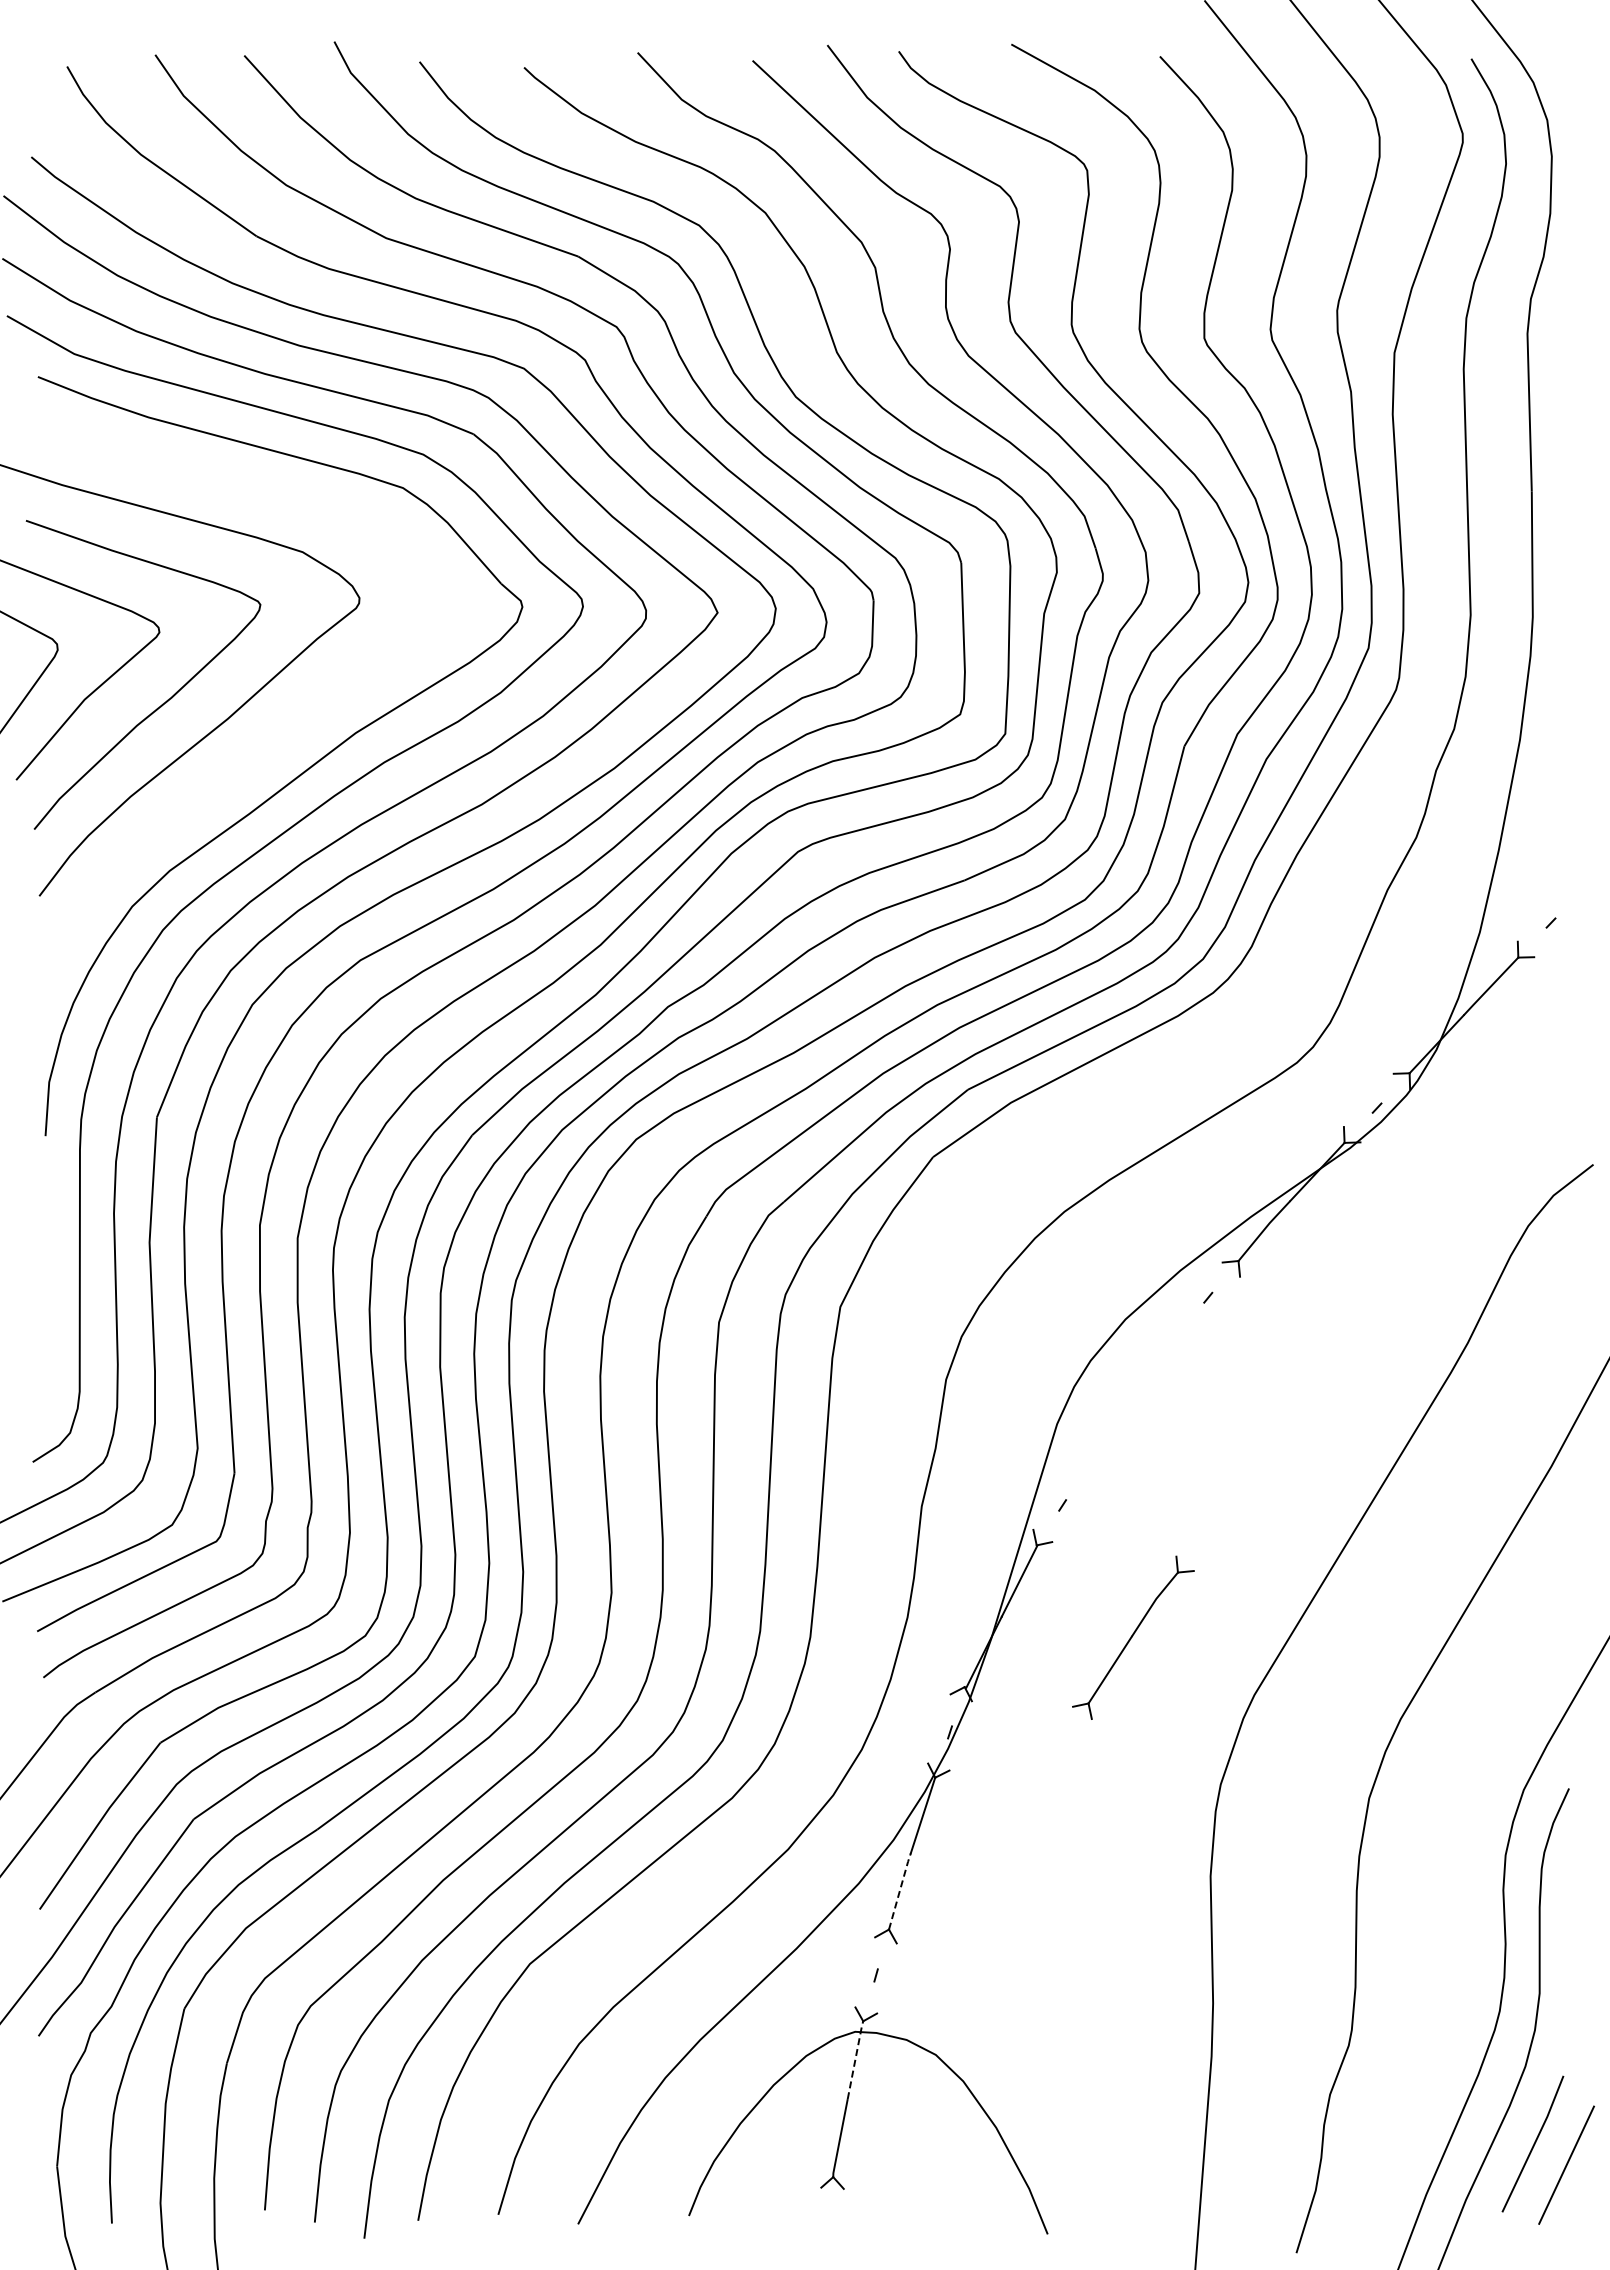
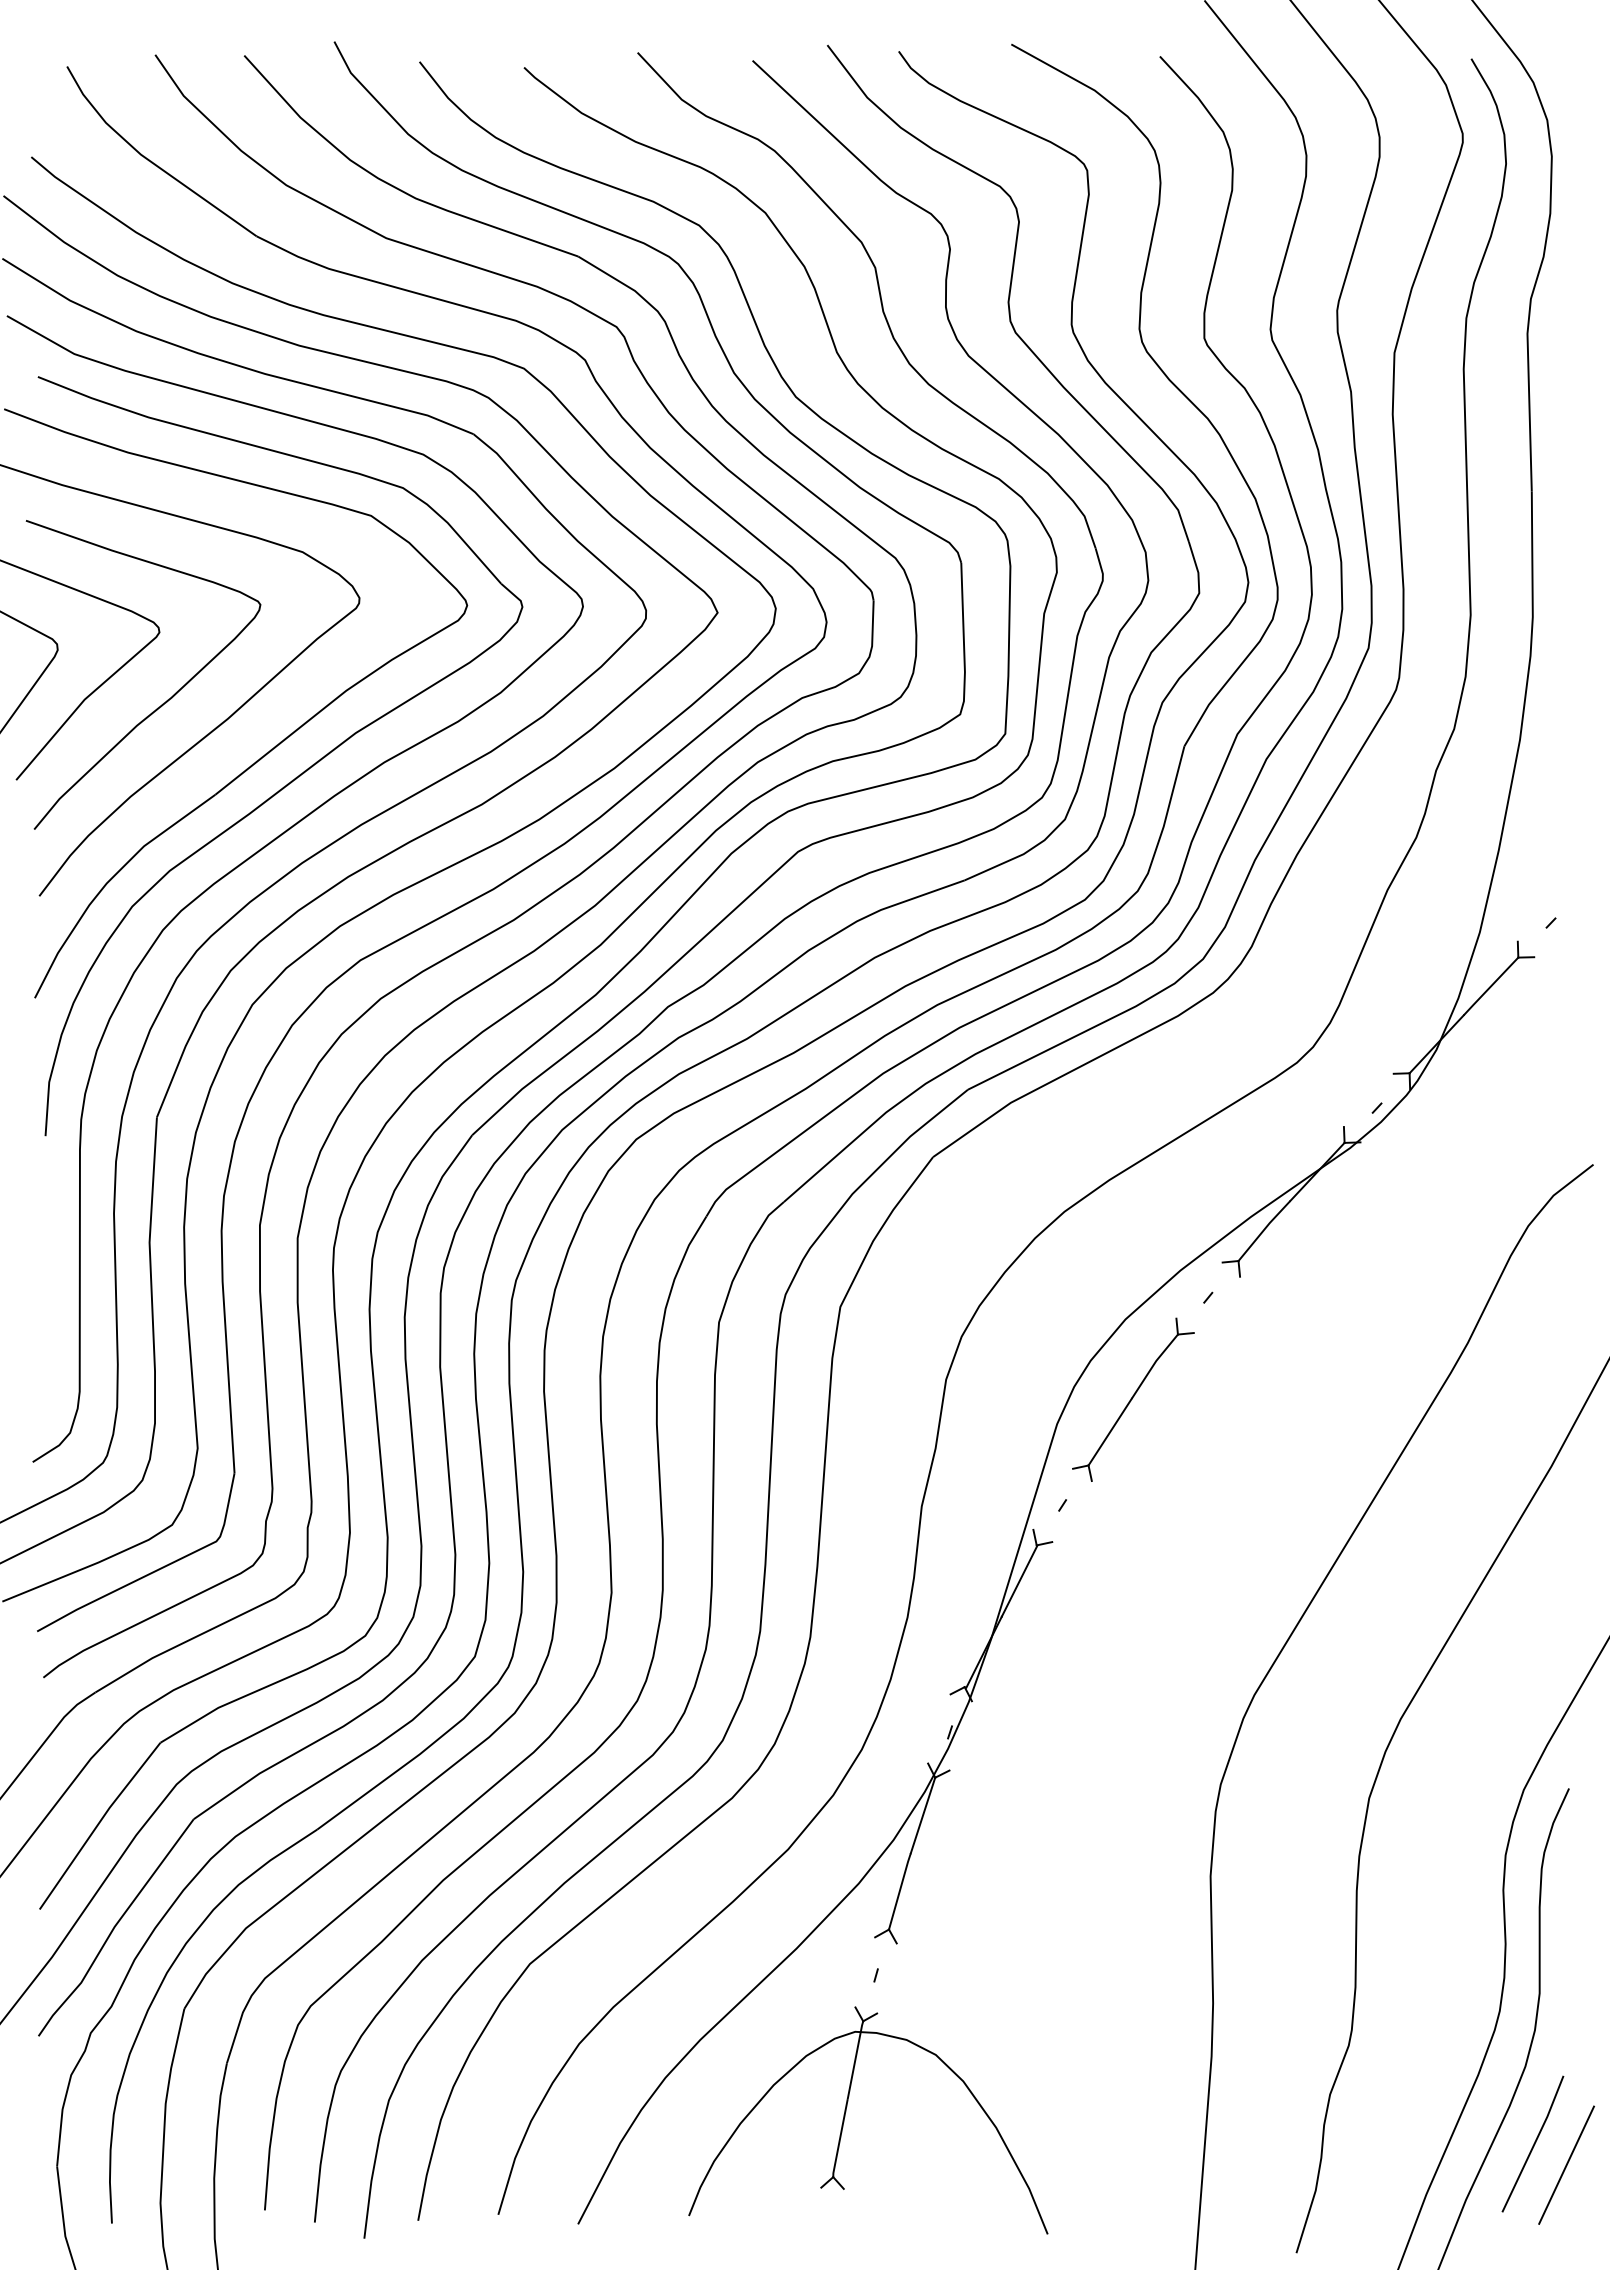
part: none -> present (271, 748)
part position: (1133, 1637) -> (1133, 1399) (1133, 1399)
line: dashed -> solid (900, 1890)
line: dashed -> solid (855, 2059)
